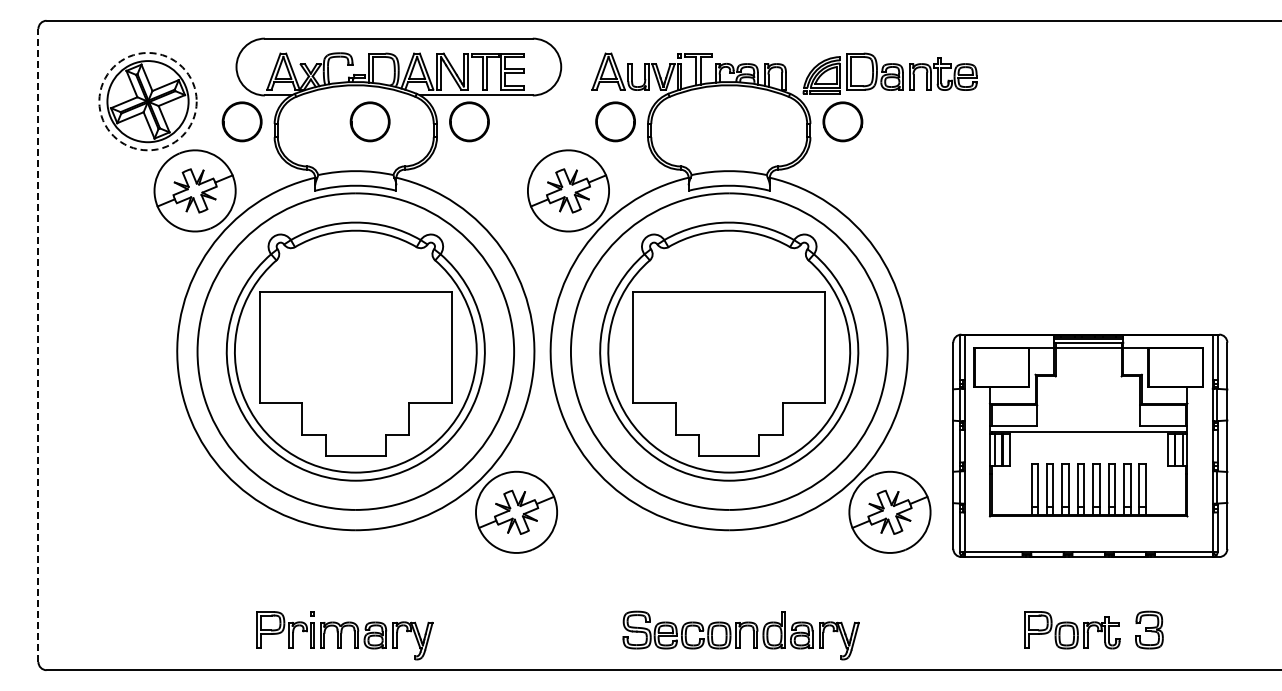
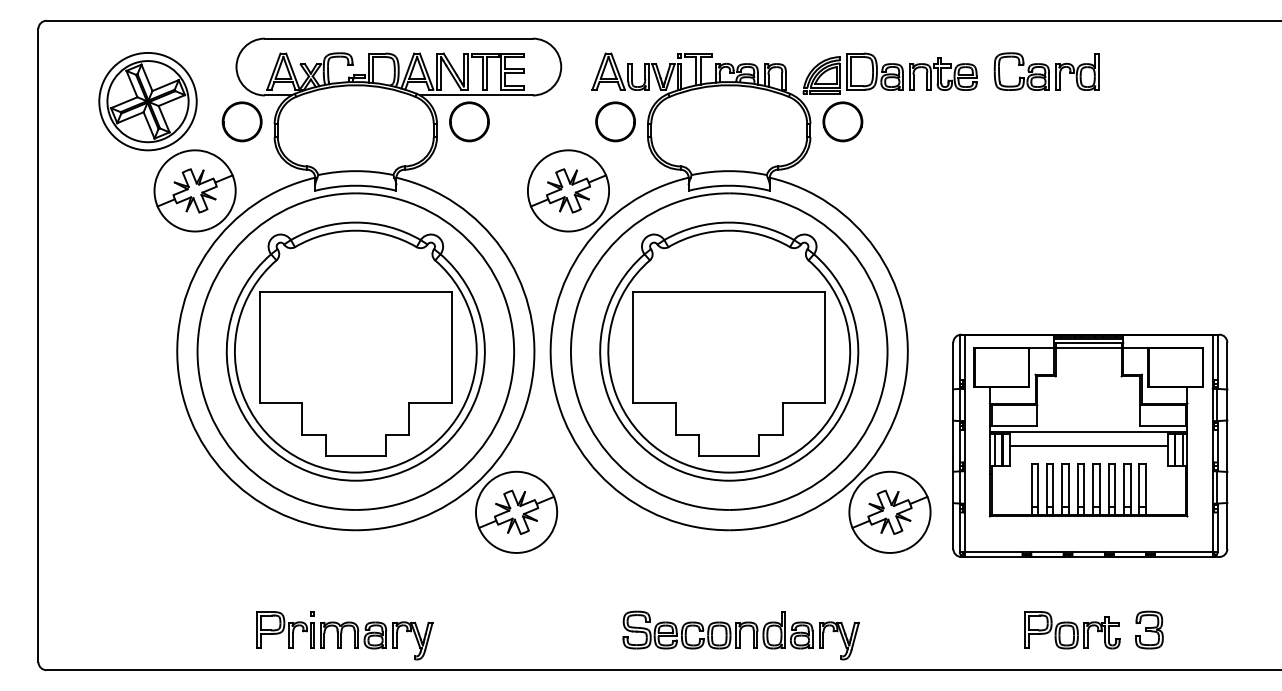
part: none -> present (1046, 71)
circle: dashed -> solid (147, 101)
part: present -> none (369, 121)
line: dashed -> solid (38, 345)
line: none -> present (1088, 446)
